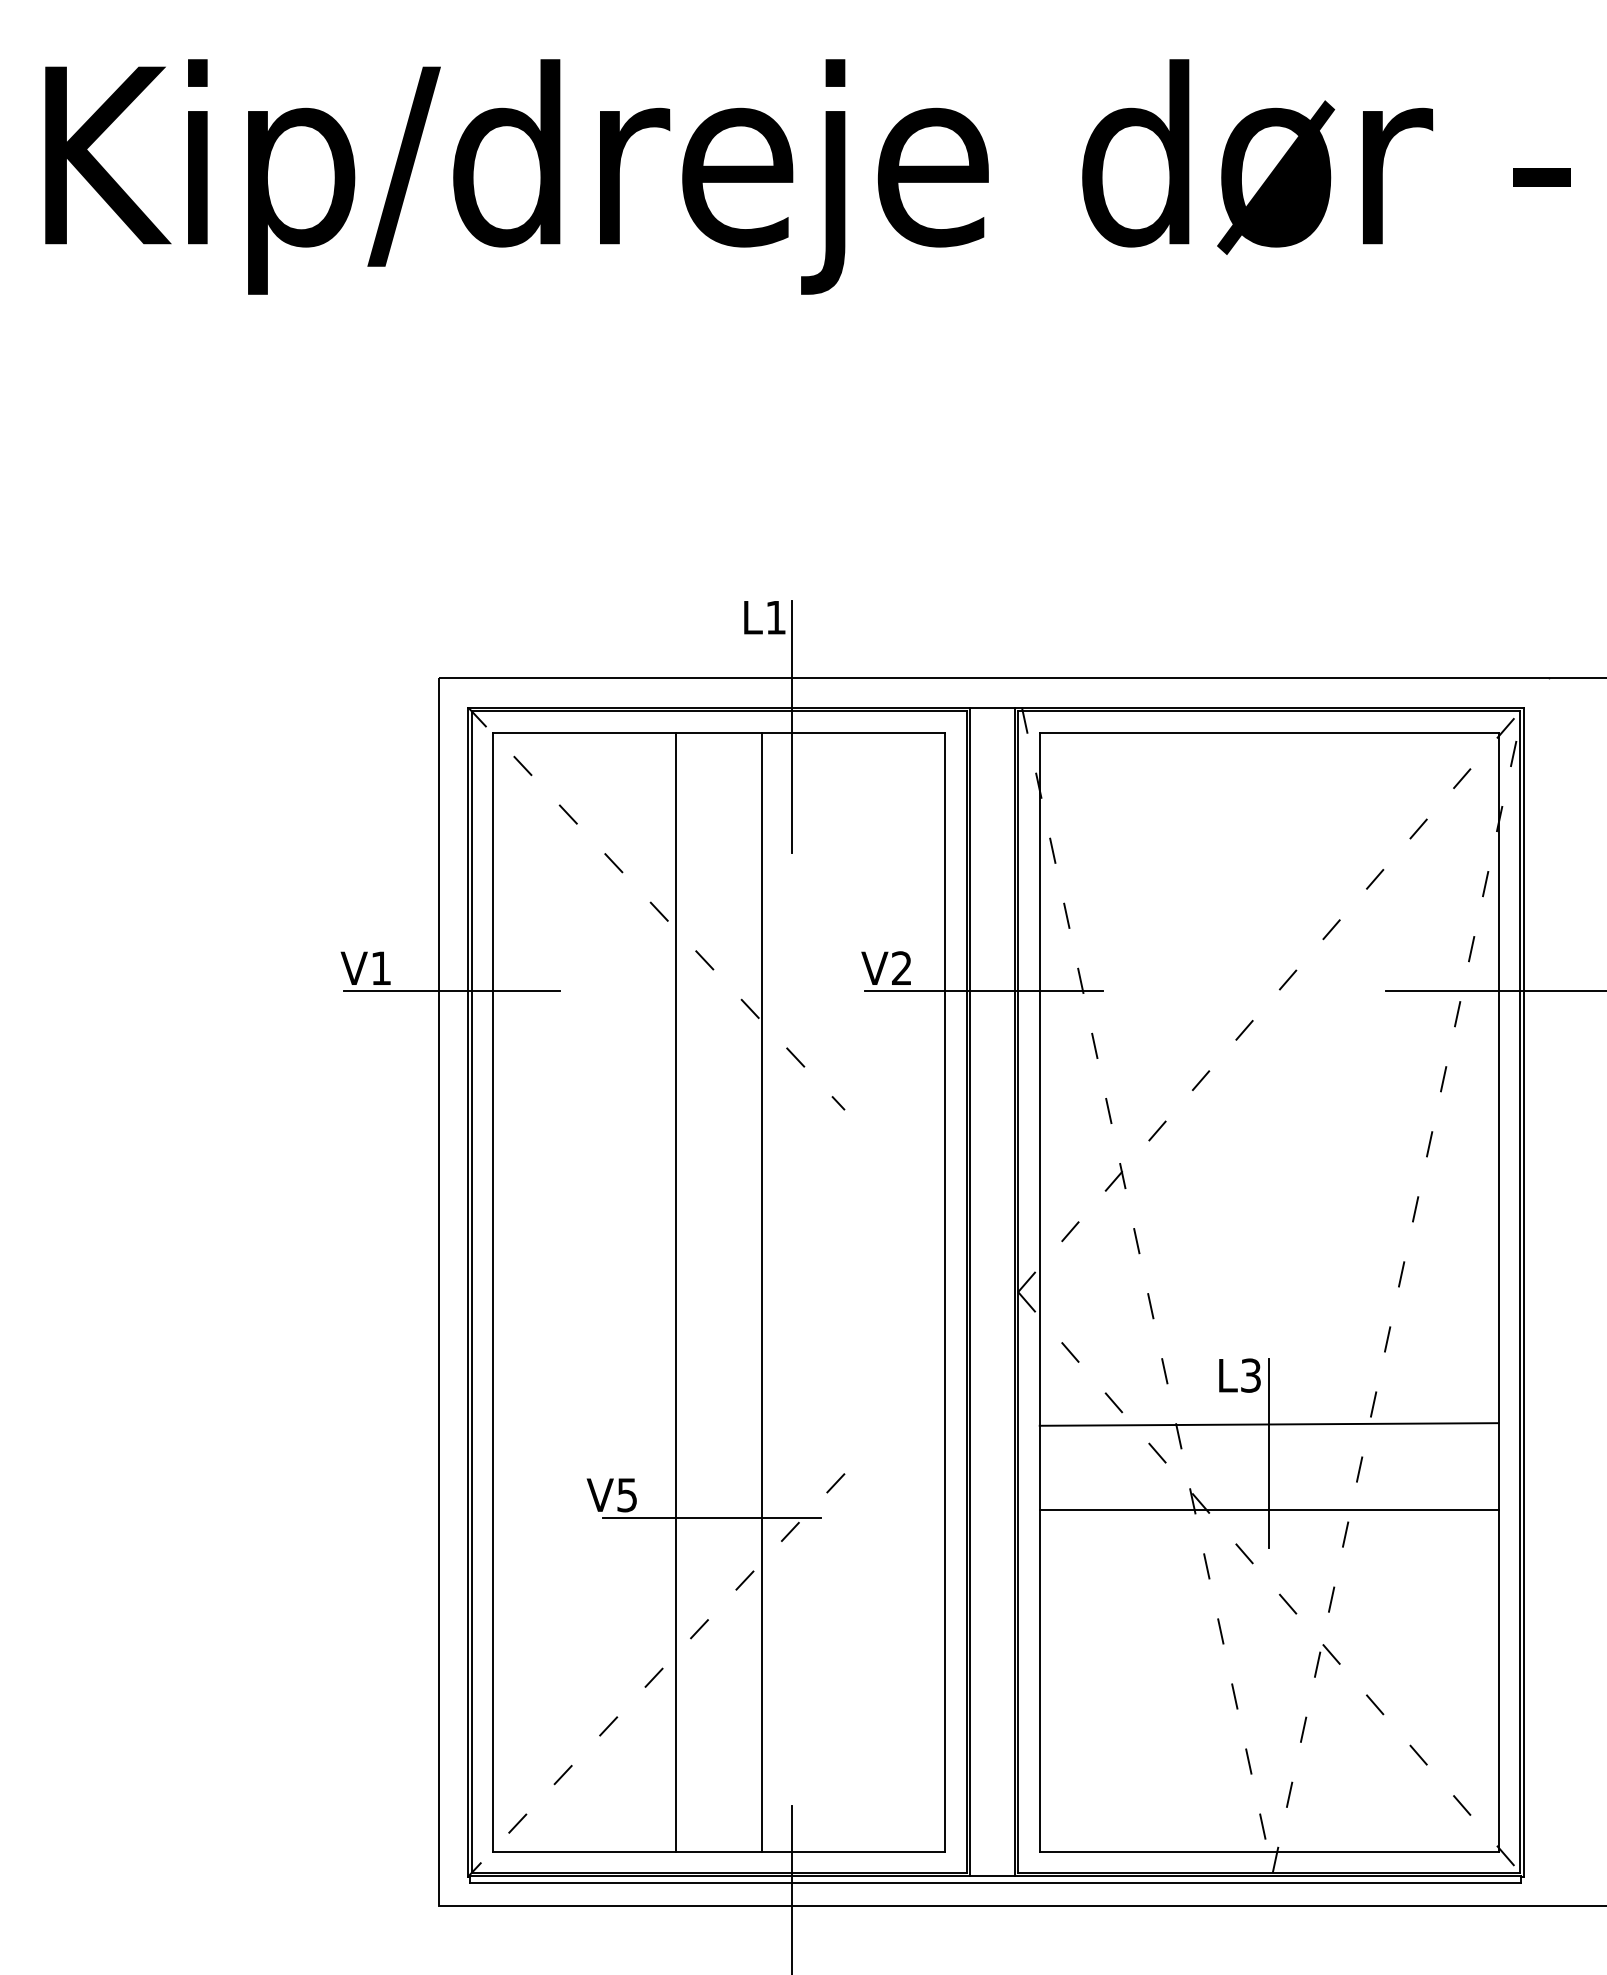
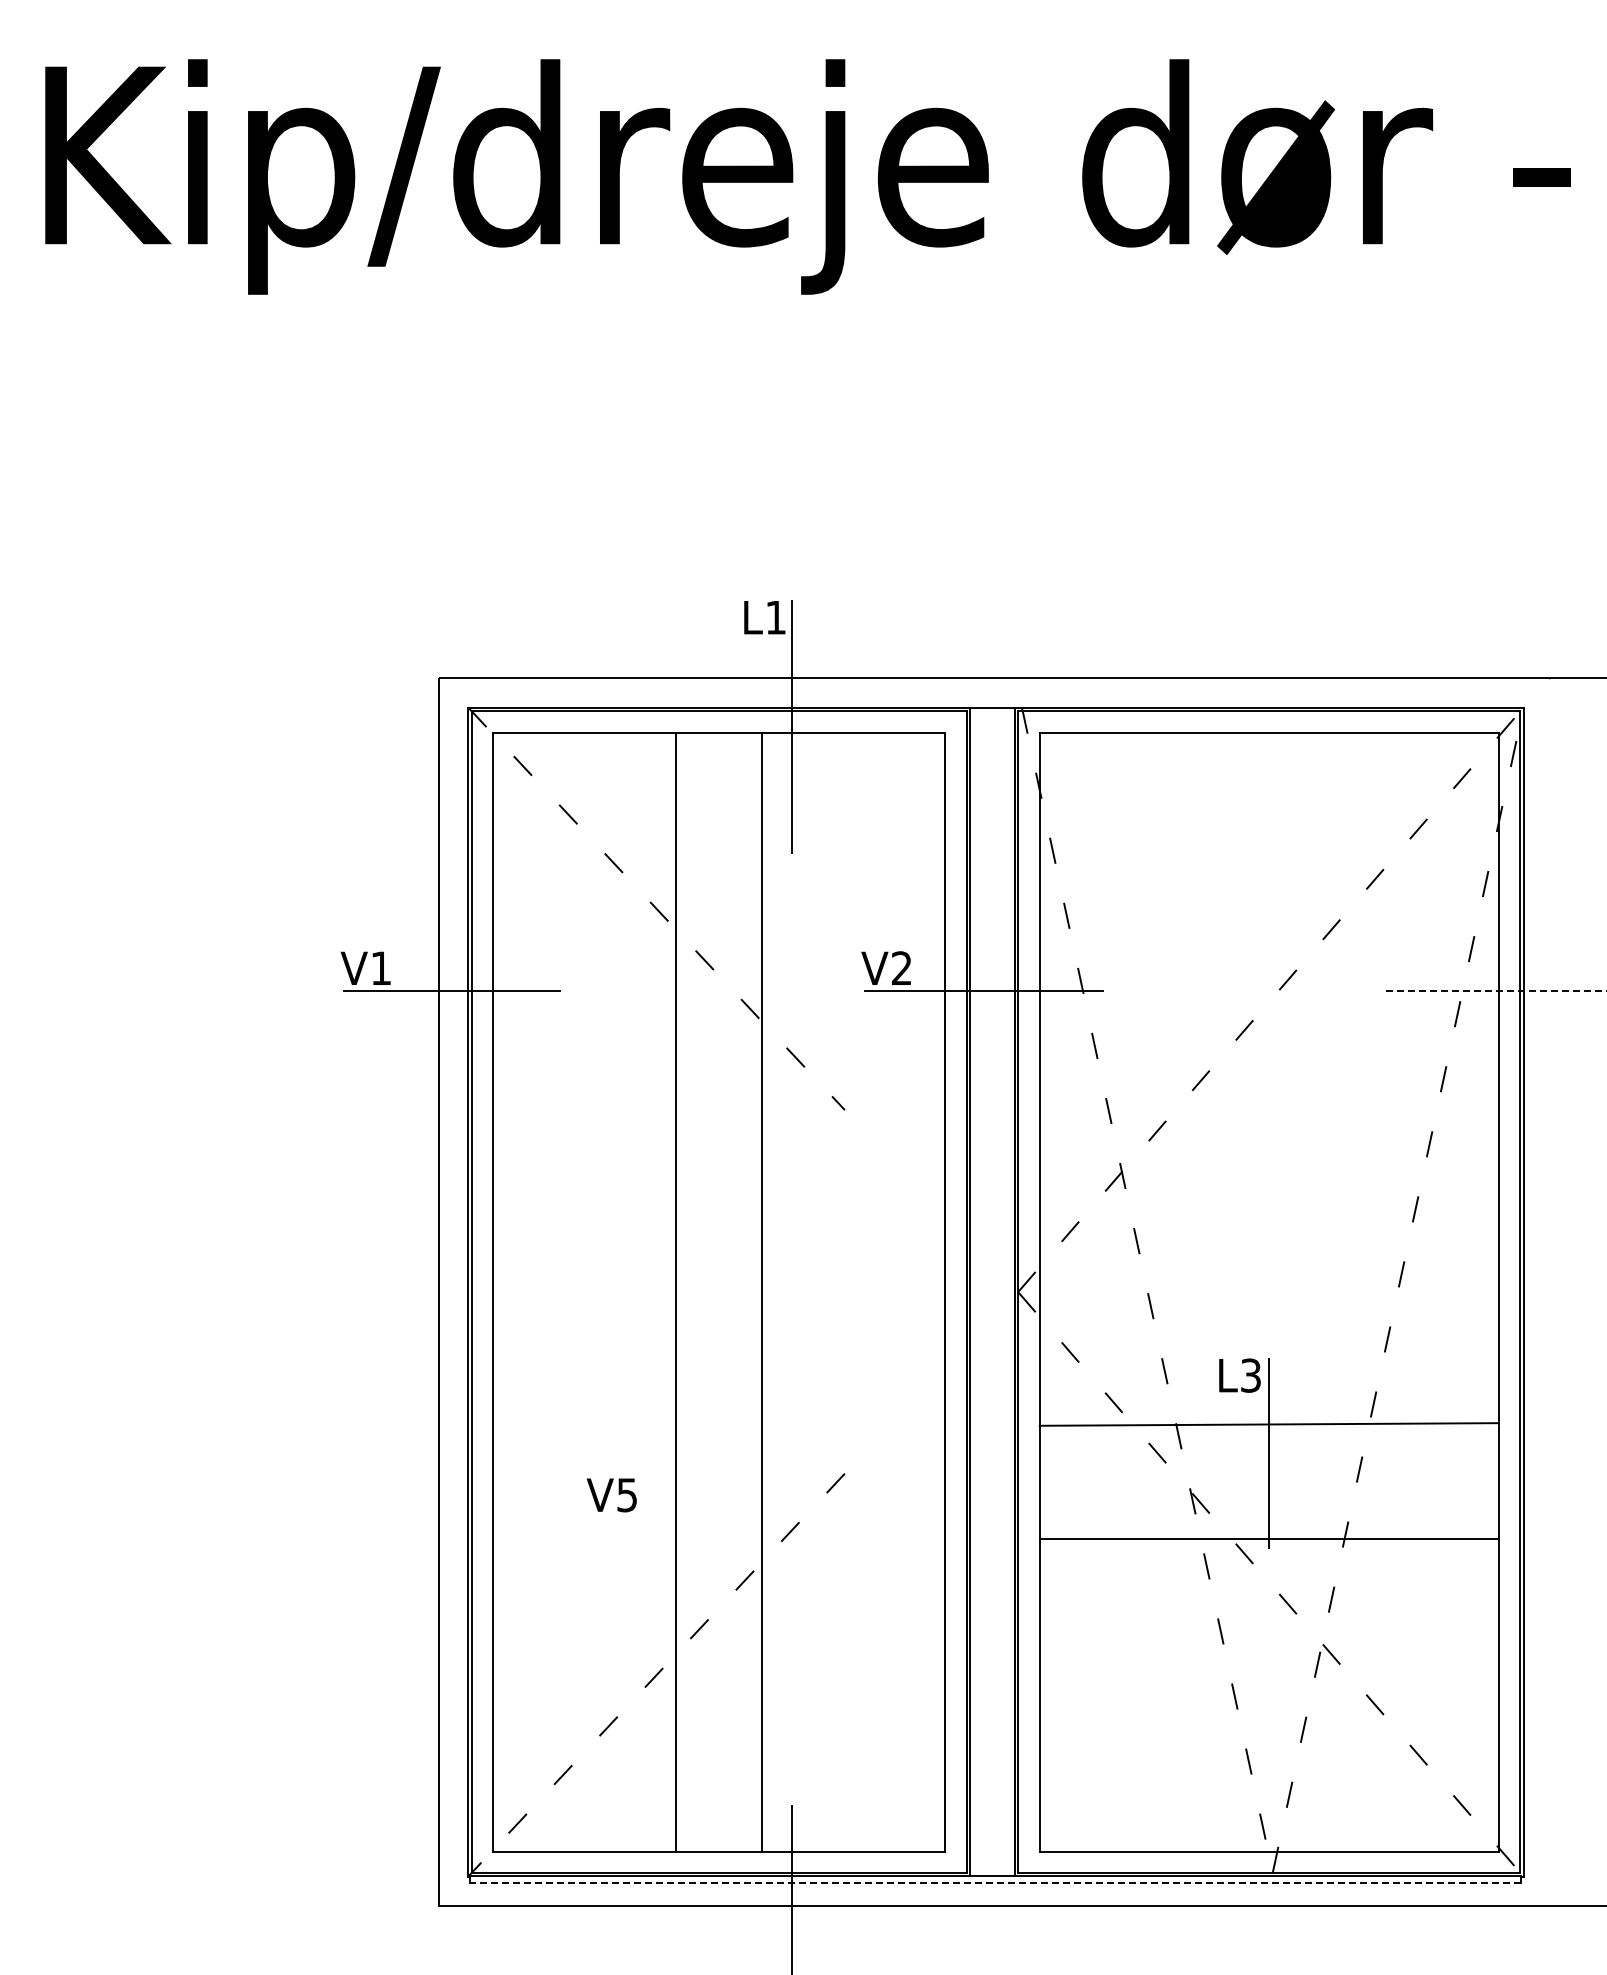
line: solid -> dashed (1496, 991)
line position: (1268, 1509) -> (1268, 1538) (1268, 1538)
line: present -> none (712, 1517)
line: solid -> dashed (995, 1883)
